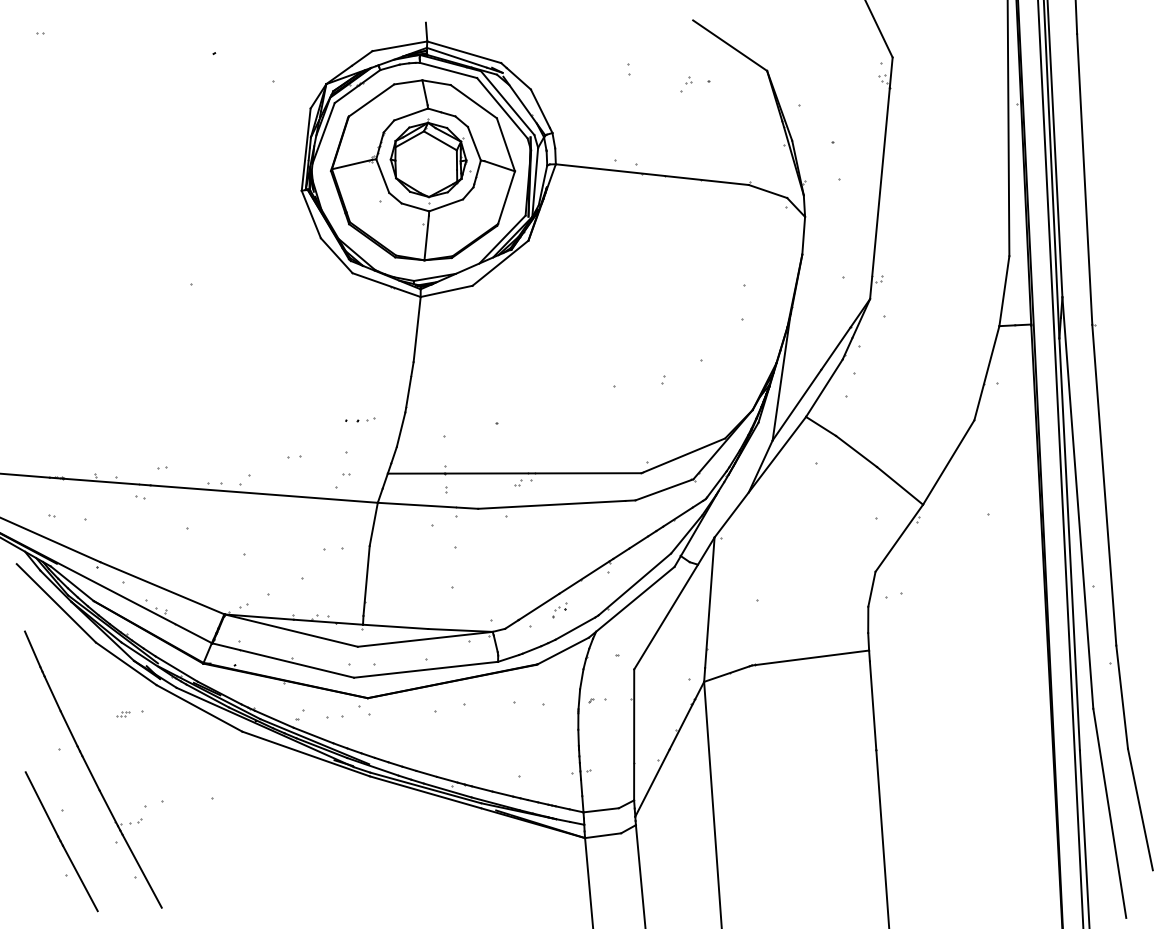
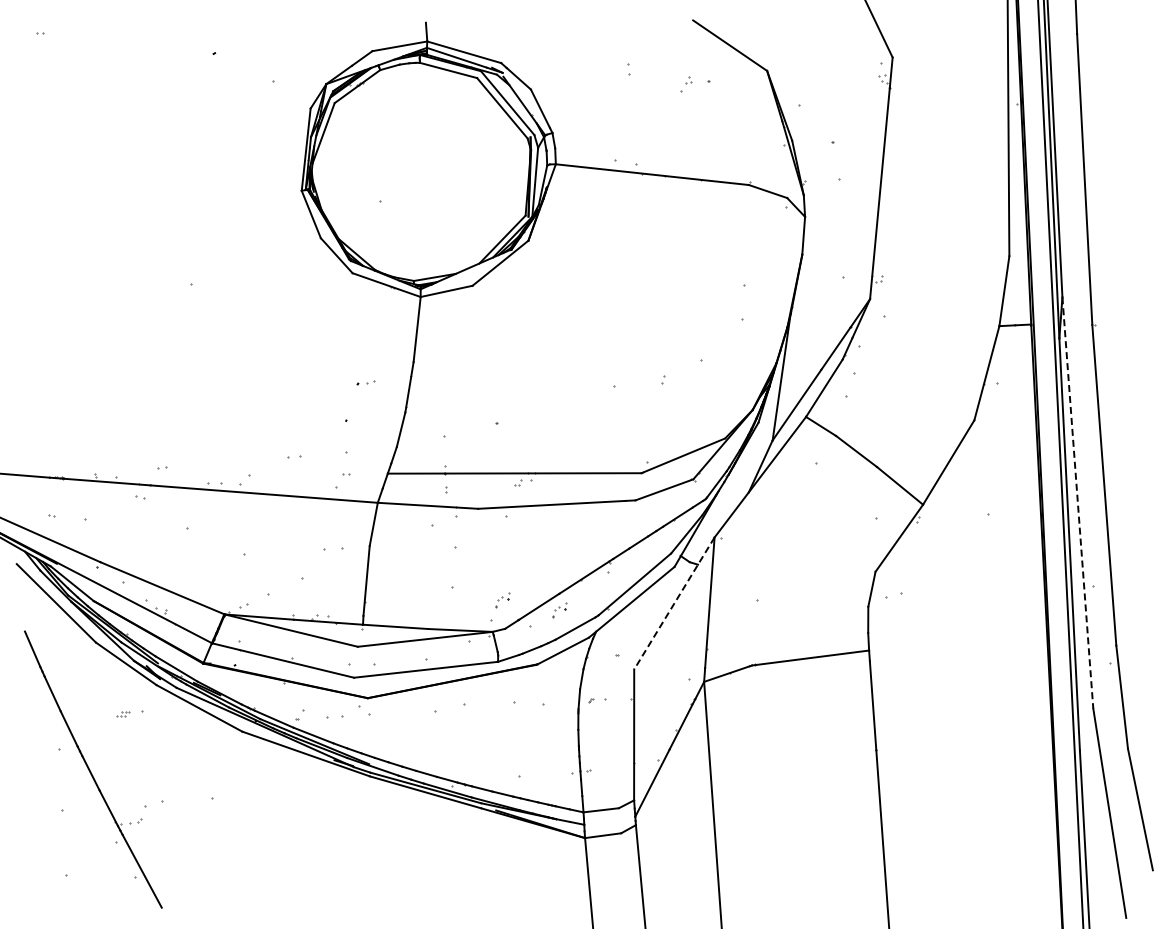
part: present -> none (423, 170)
part position: (365, 419) -> (365, 382) (365, 382)
line: solid -> dashed (1077, 503)
part: none -> present (502, 600)
line: solid -> dashed (674, 603)
line: present -> none (61, 841)
